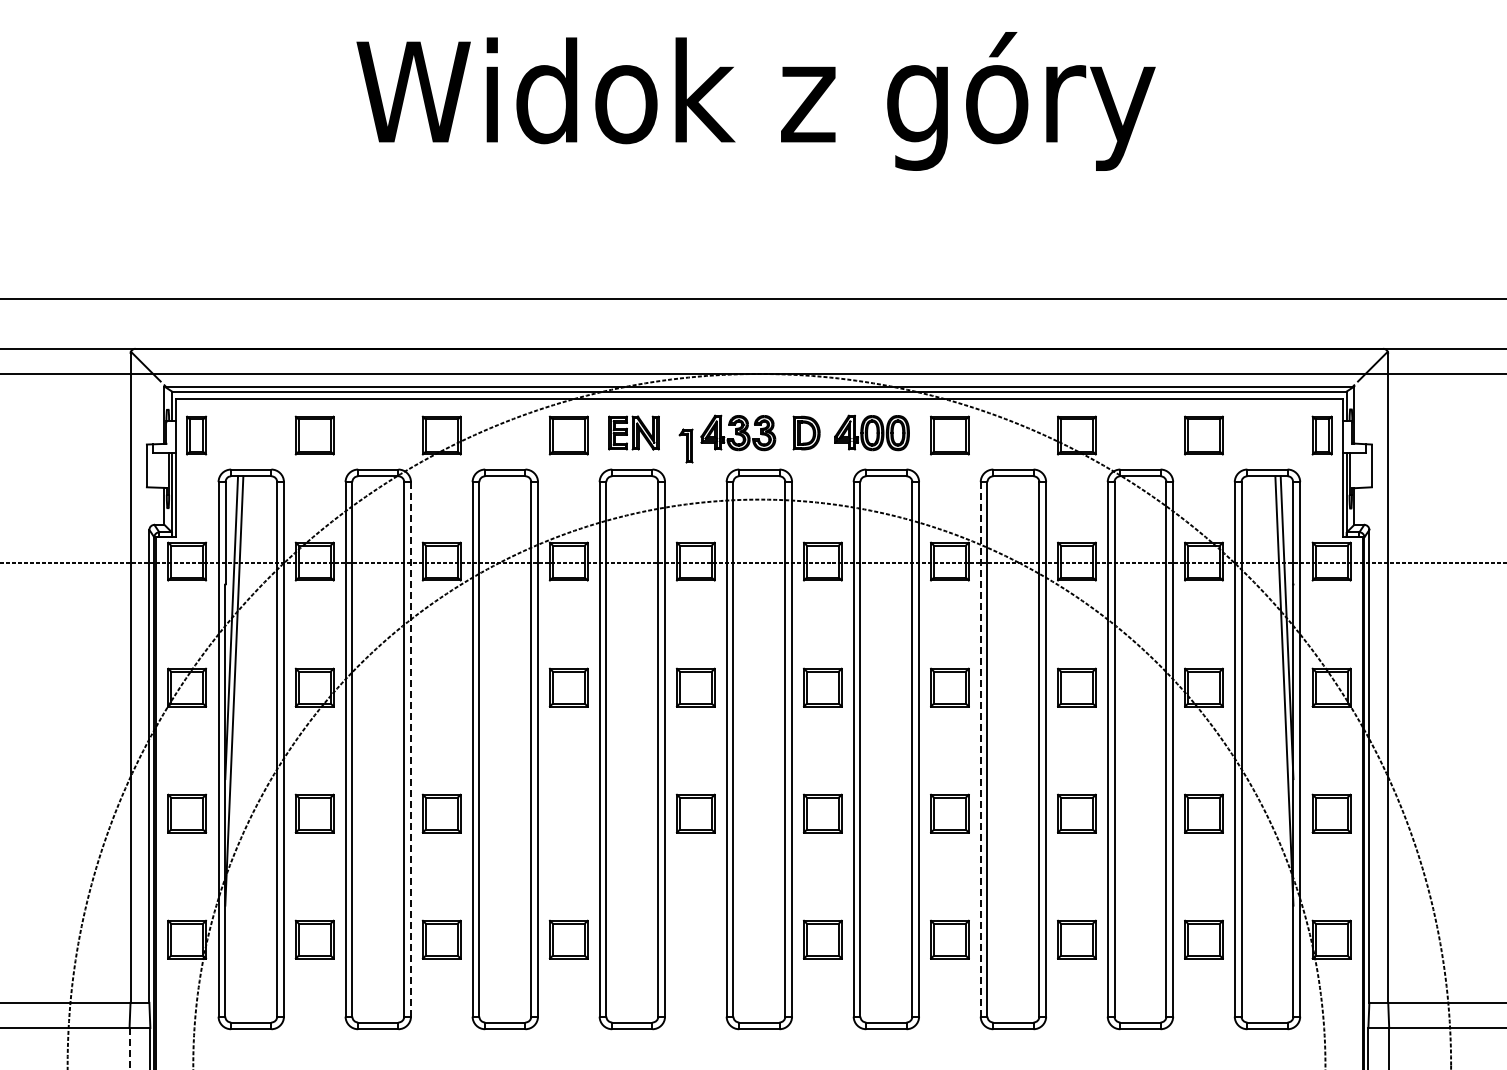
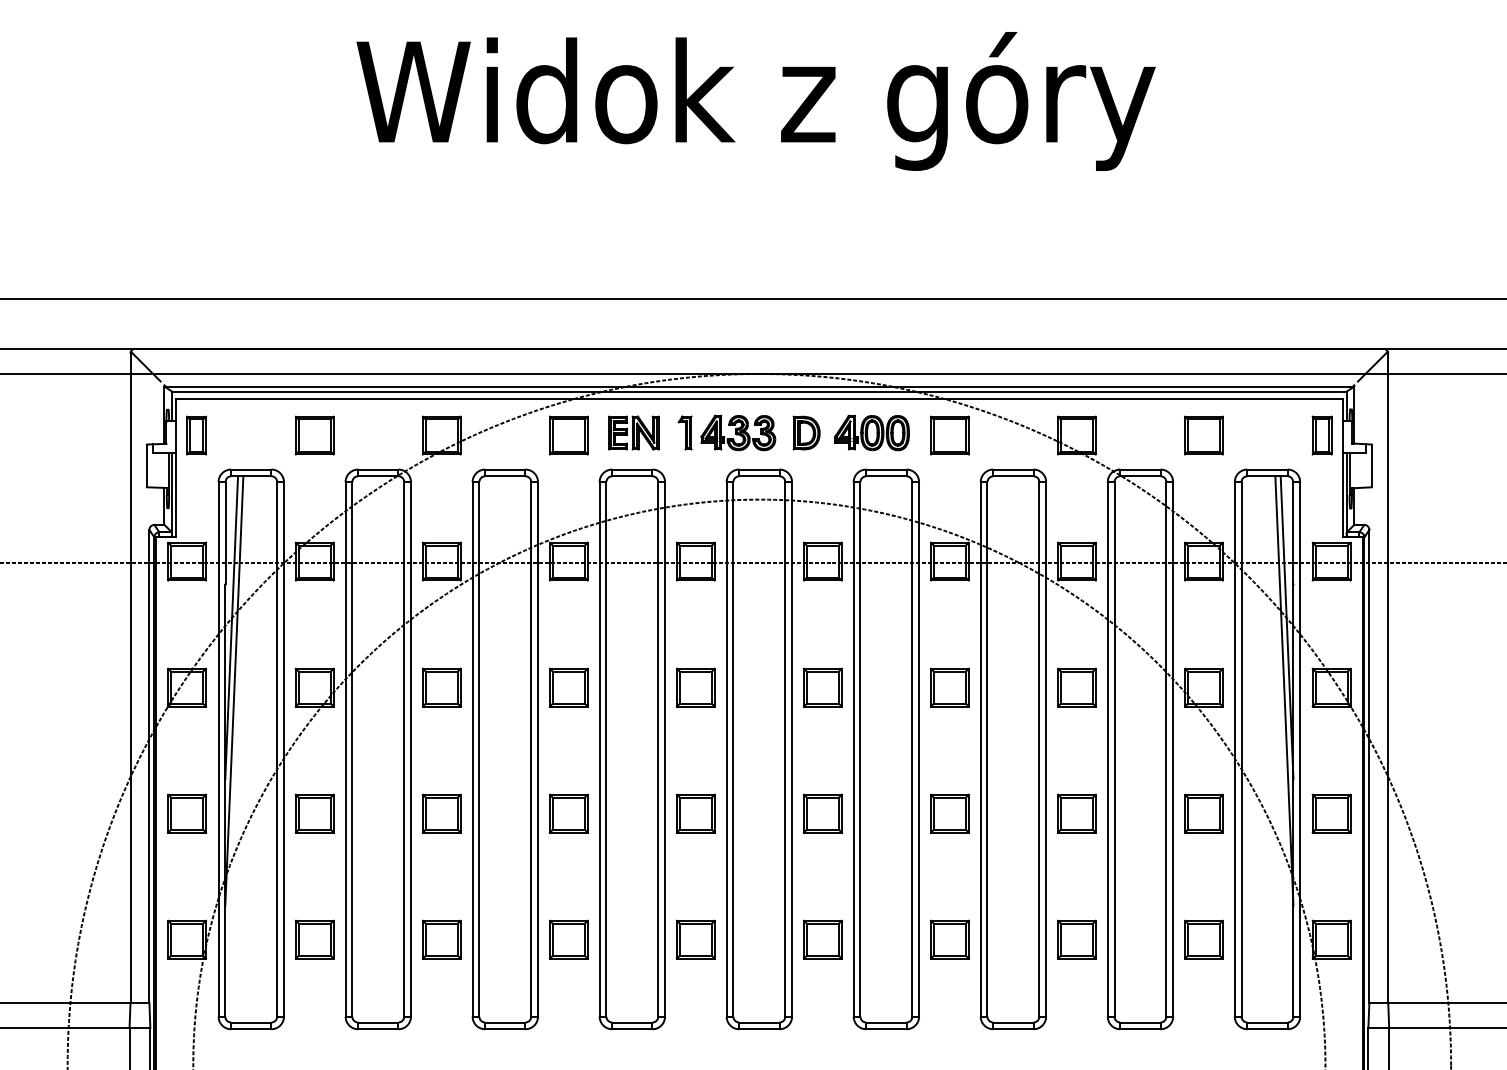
part position: (685, 445) -> (684, 432) (684, 432)
part: none -> present (441, 687)
line: dashed -> solid (411, 748)
line: dashed -> solid (980, 749)
part: none -> present (568, 813)
part: none -> present (695, 939)
line: dashed -> solid (129, 1048)
